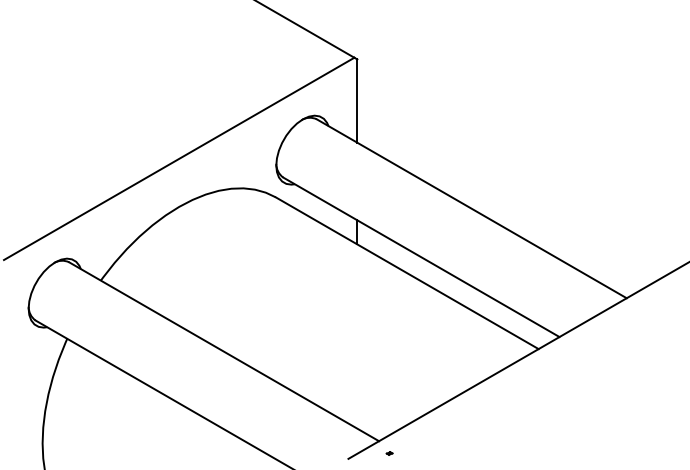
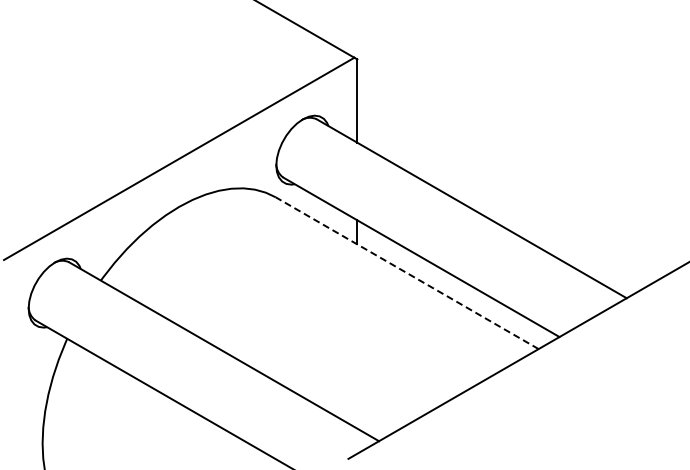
line: solid -> dashed (407, 273)
part: present -> none (389, 453)
